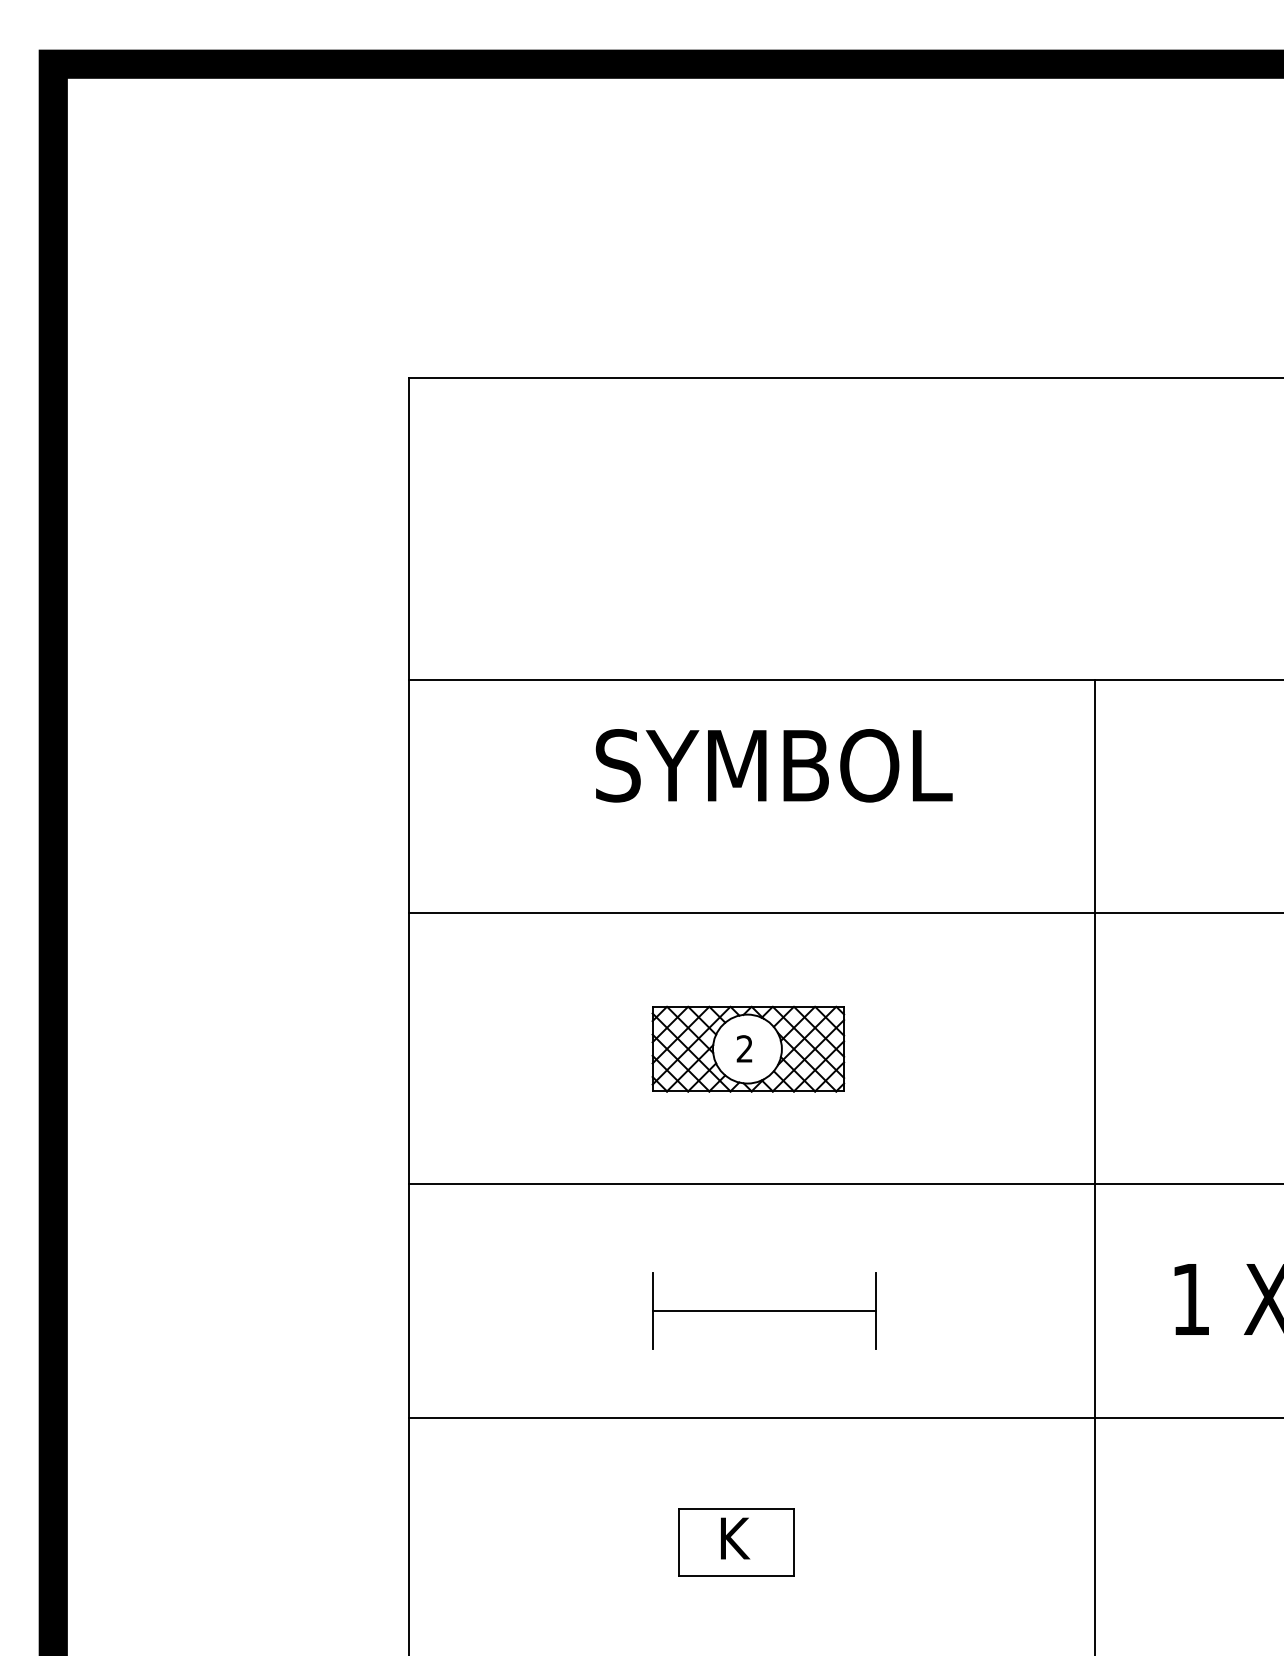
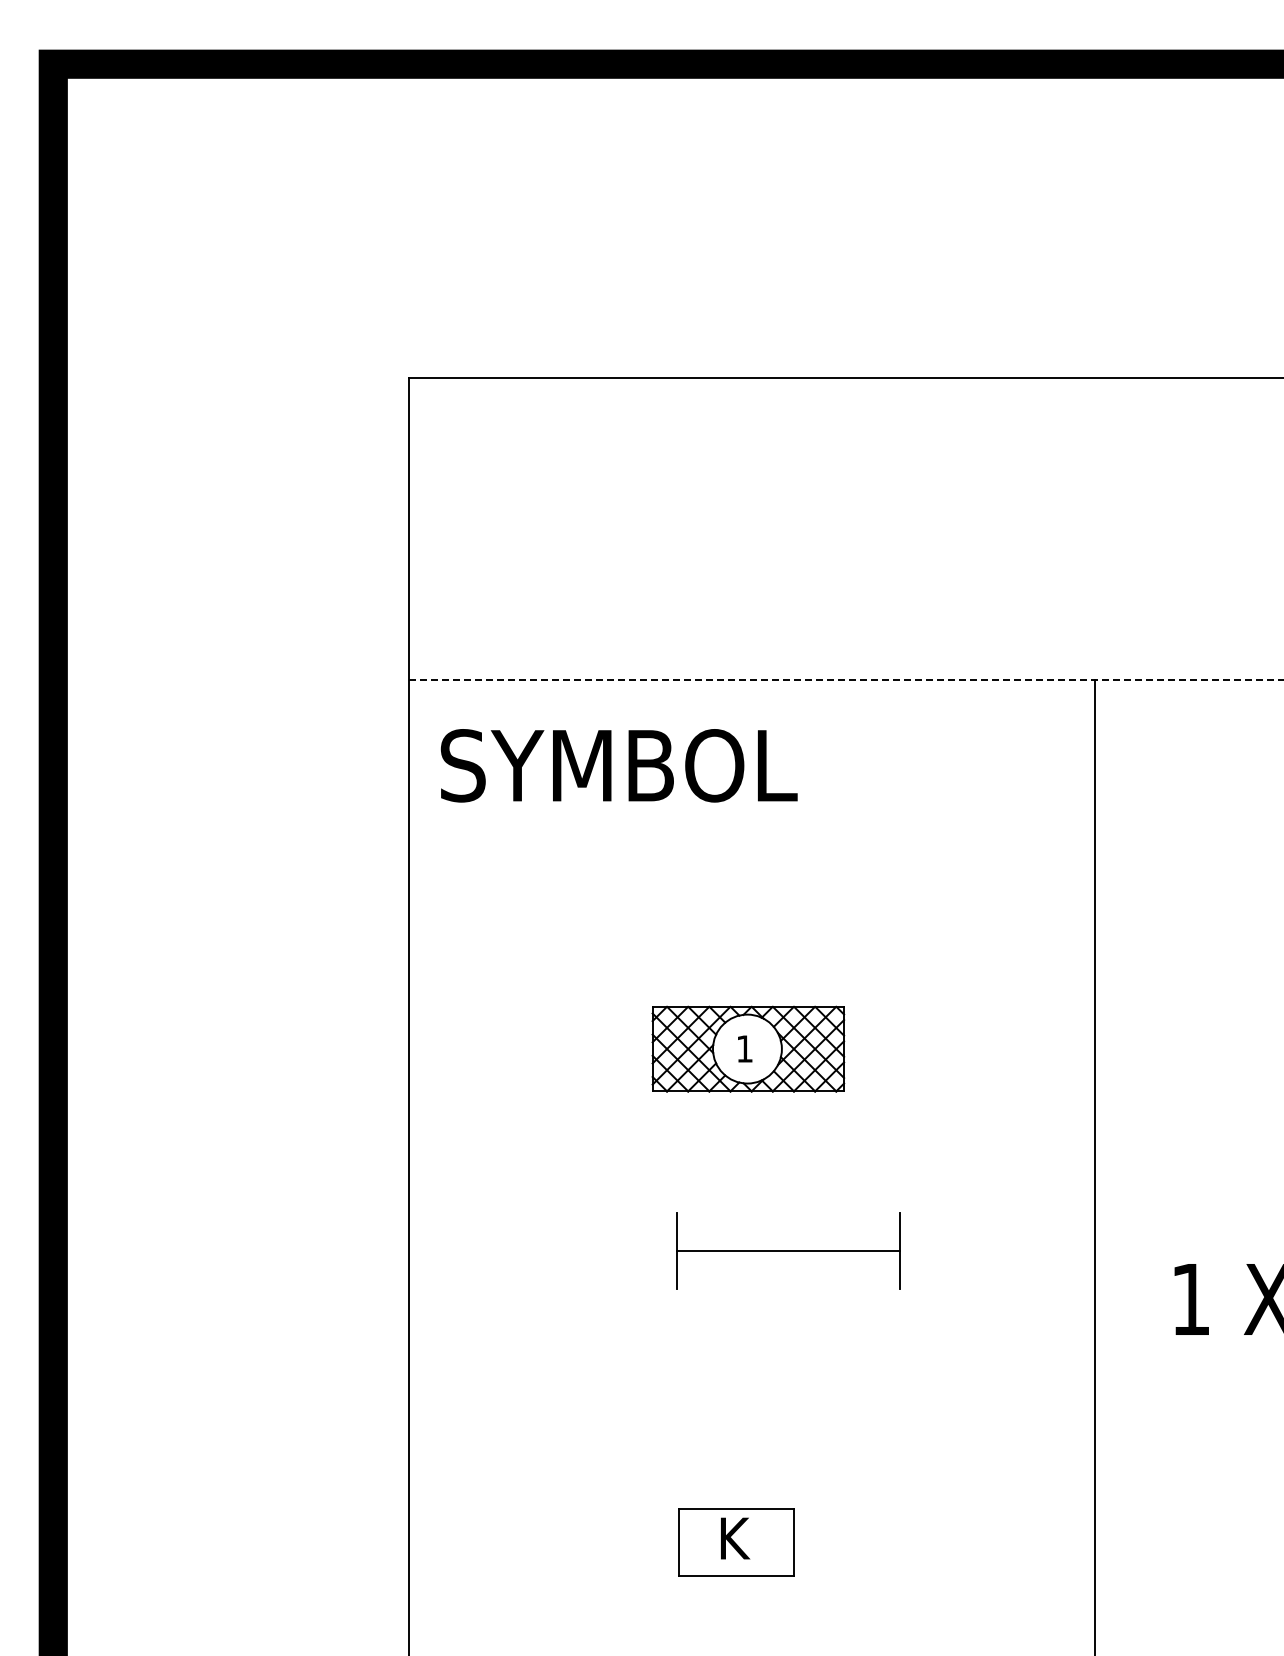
line: solid -> dashed (846, 680)
text position: (773, 765) -> (618, 765) (618, 765)
line: present -> none (844, 913)
text: 2 -> 1 (744, 1048)
line: present -> none (844, 1184)
part position: (764, 1310) -> (788, 1250) (788, 1250)
line: present -> none (844, 1417)
